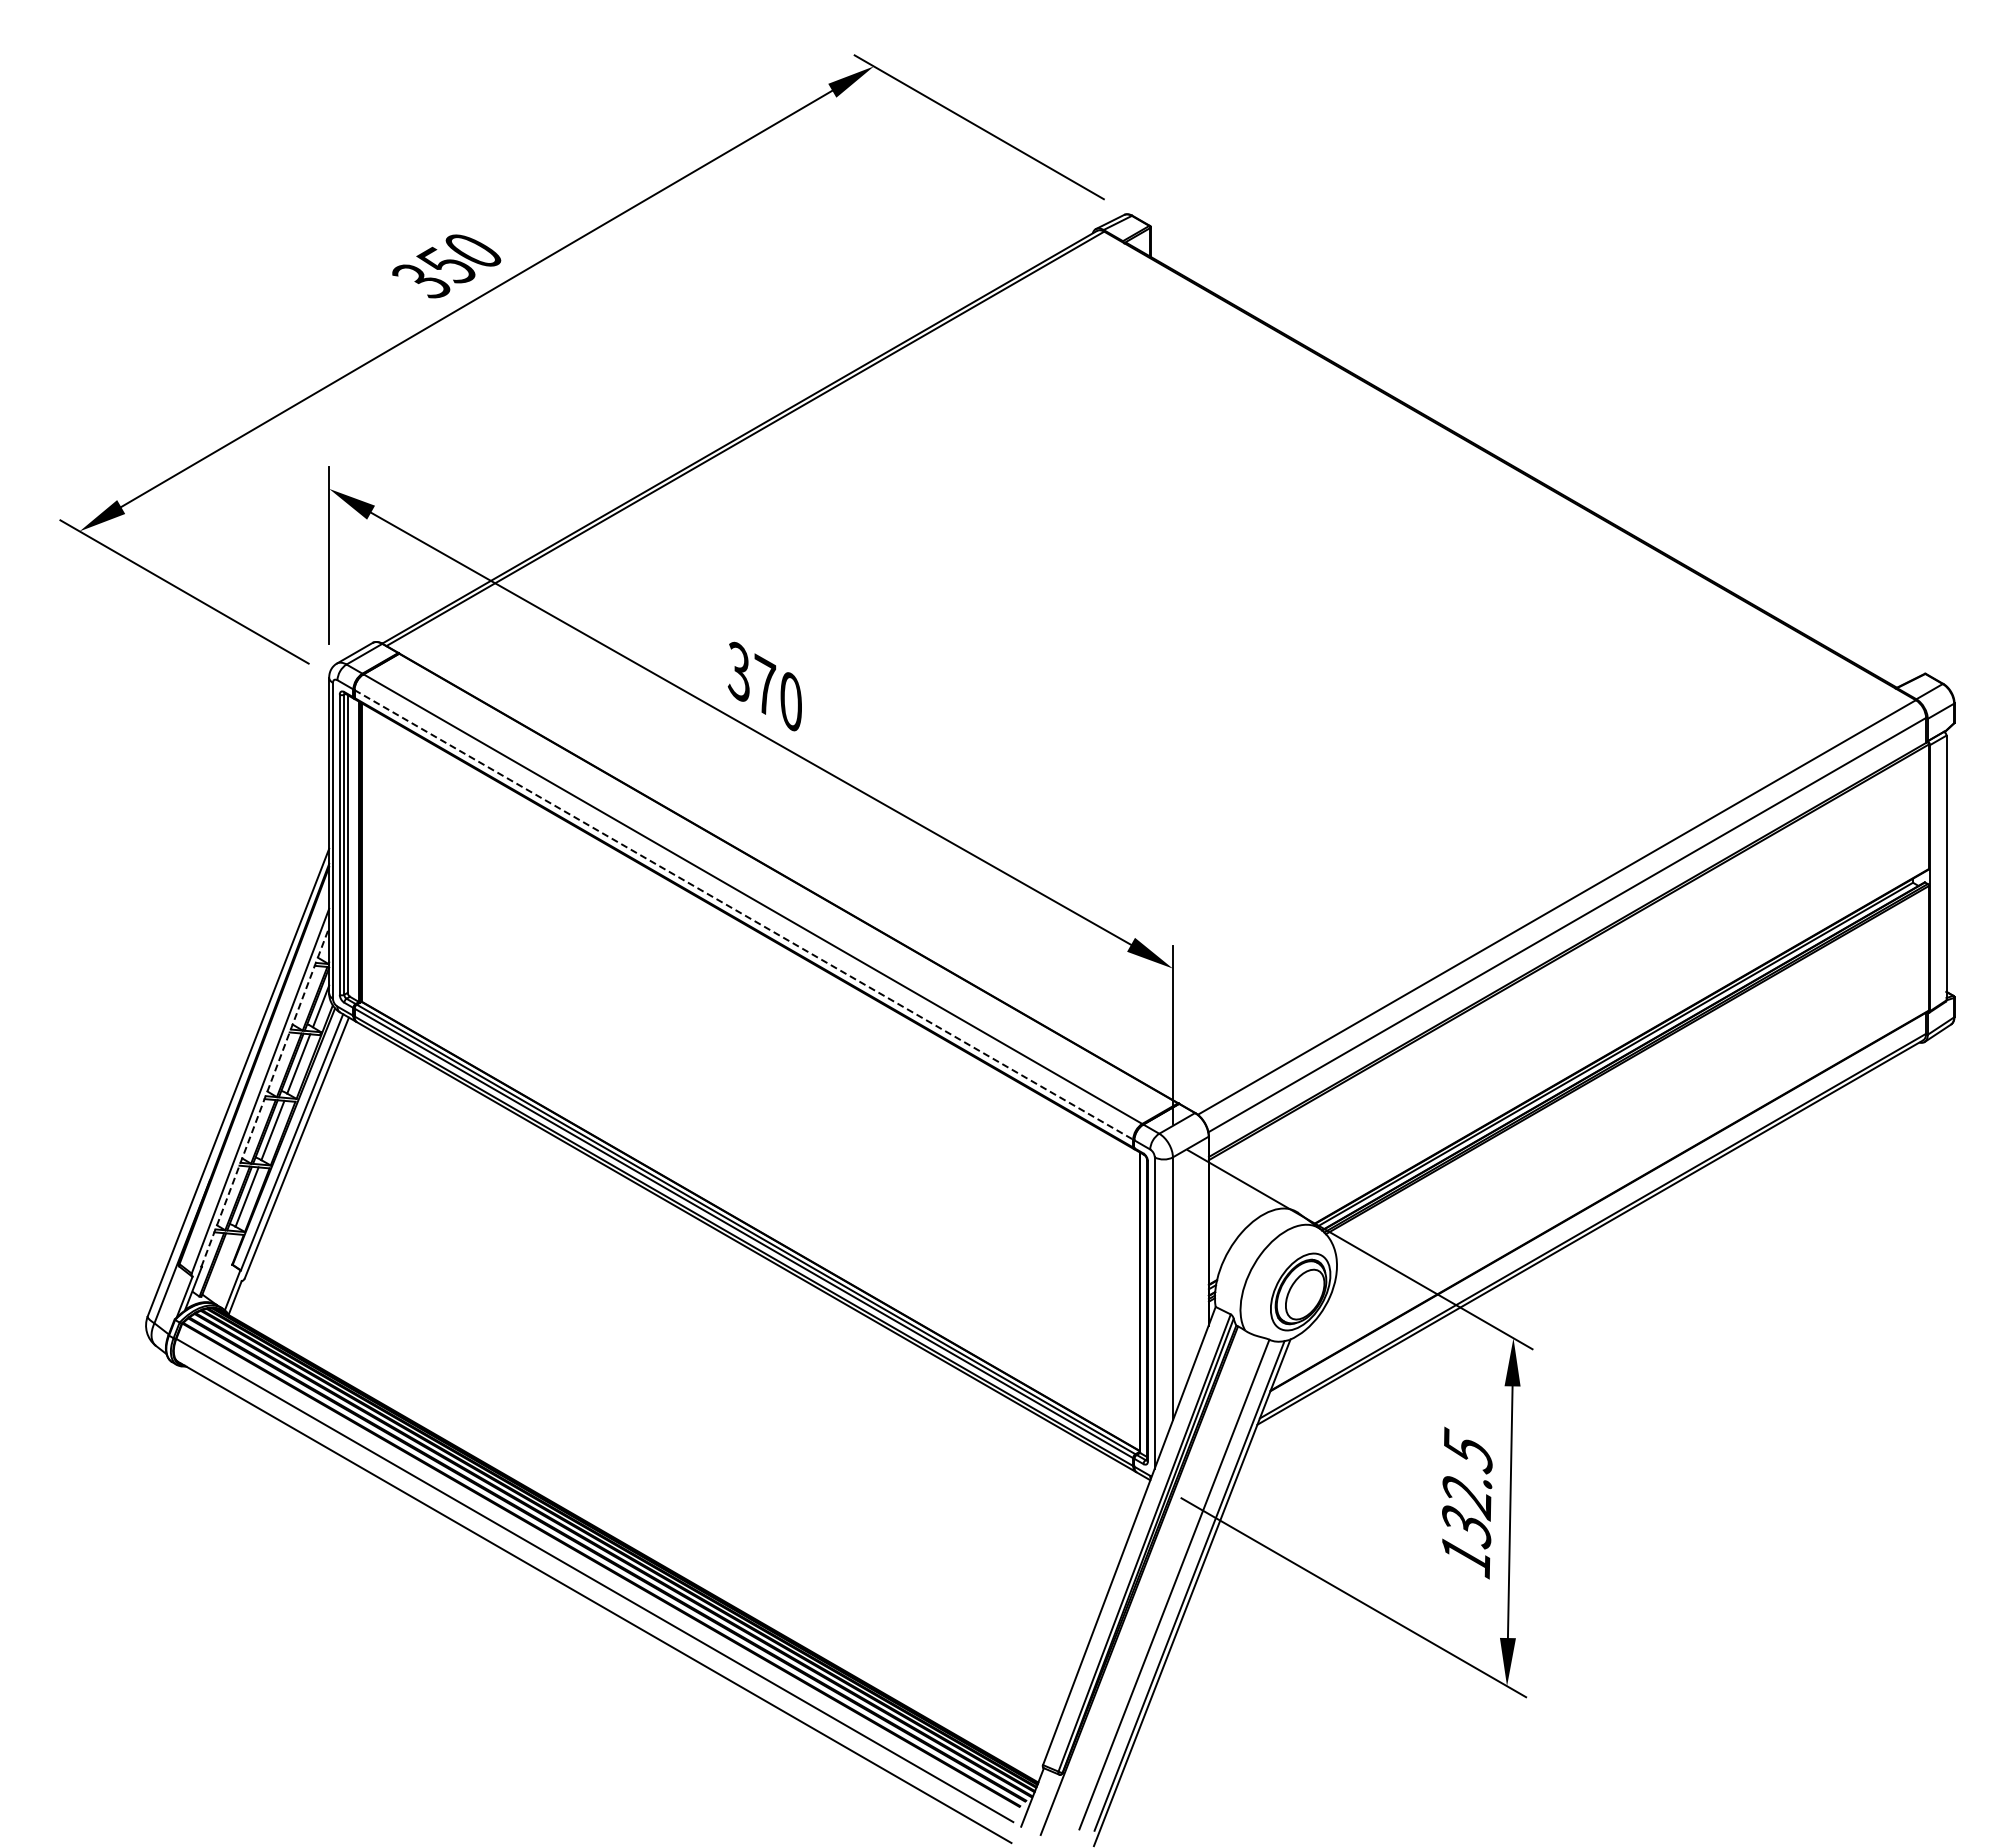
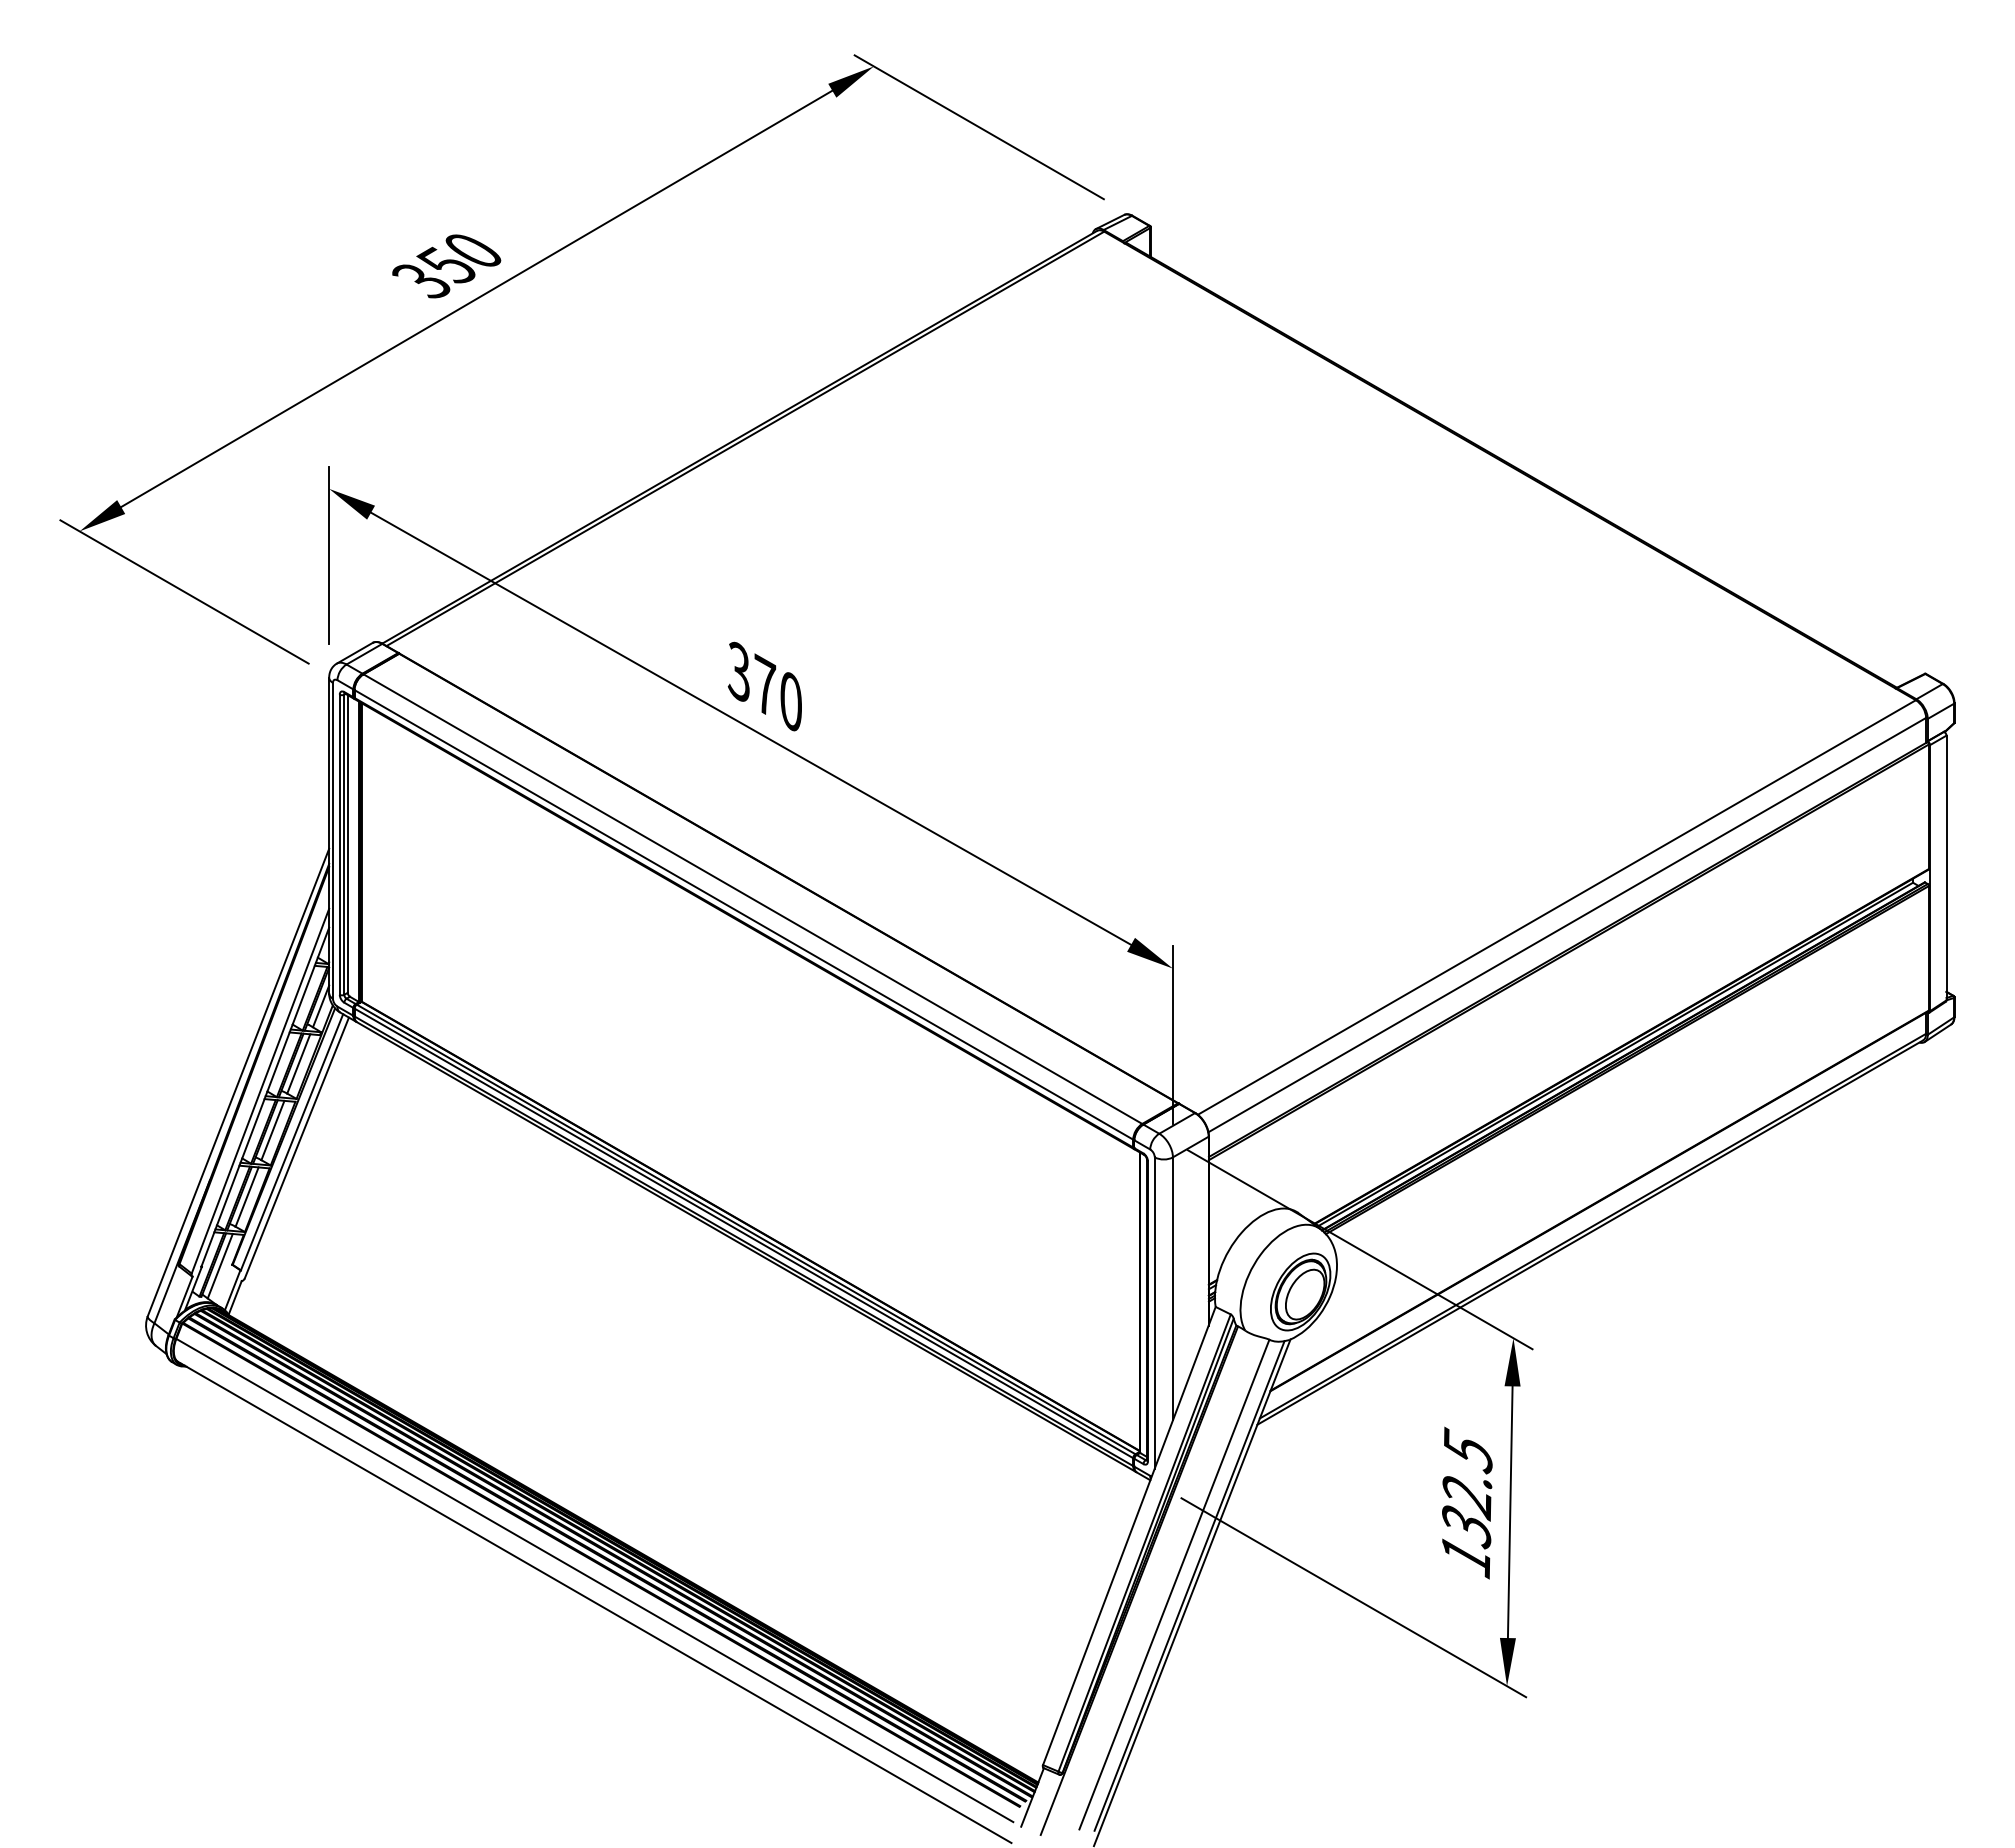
line: dashed -> solid (743, 914)
line: dashed -> solid (265, 1096)
line: none -> present (219, 1265)
